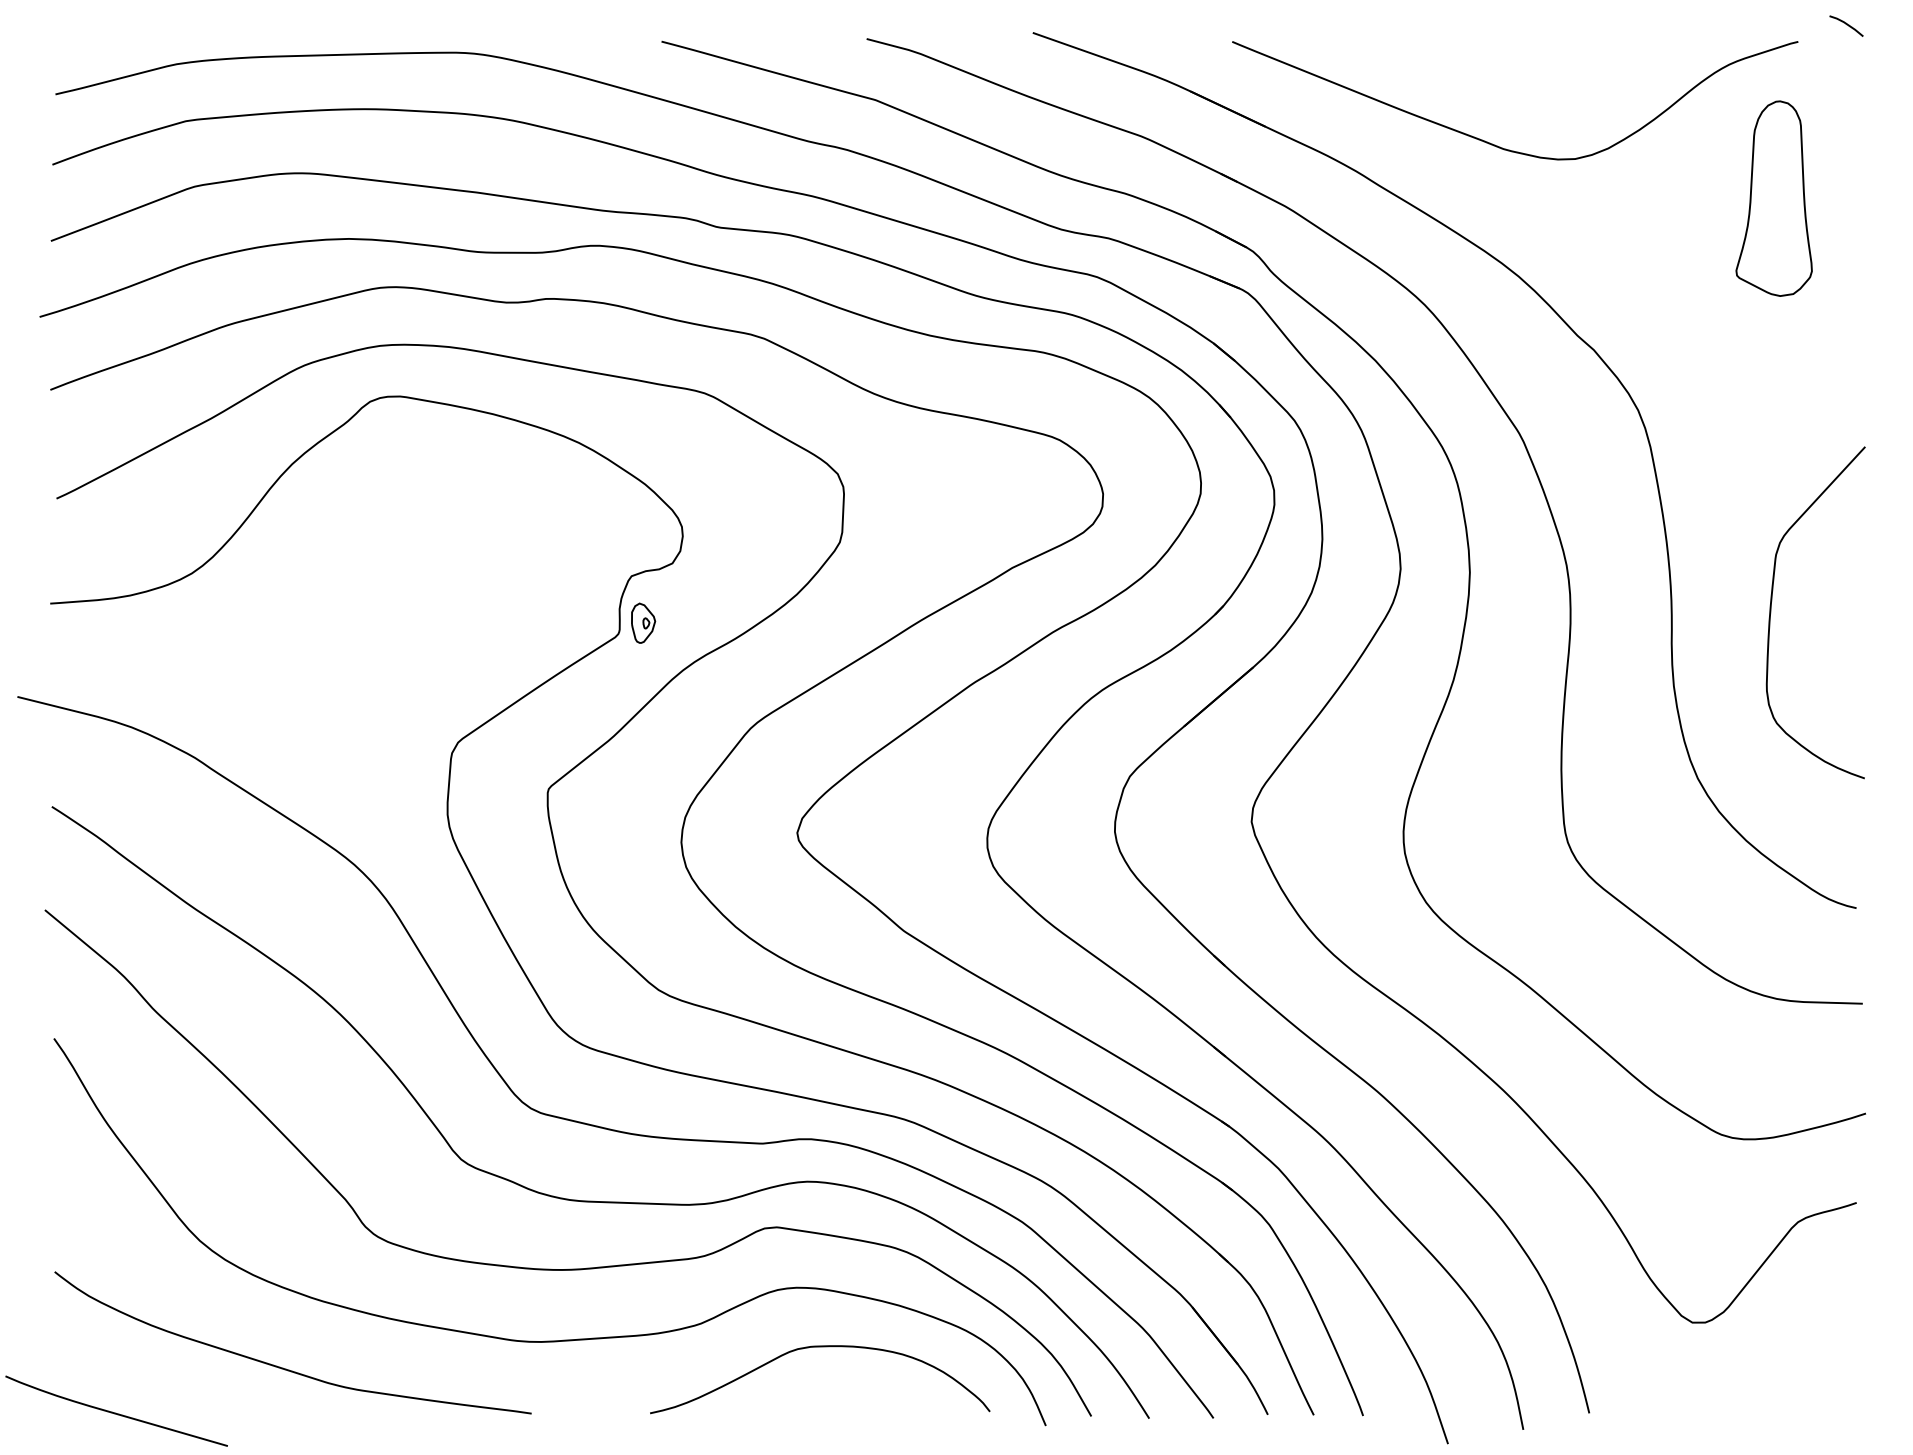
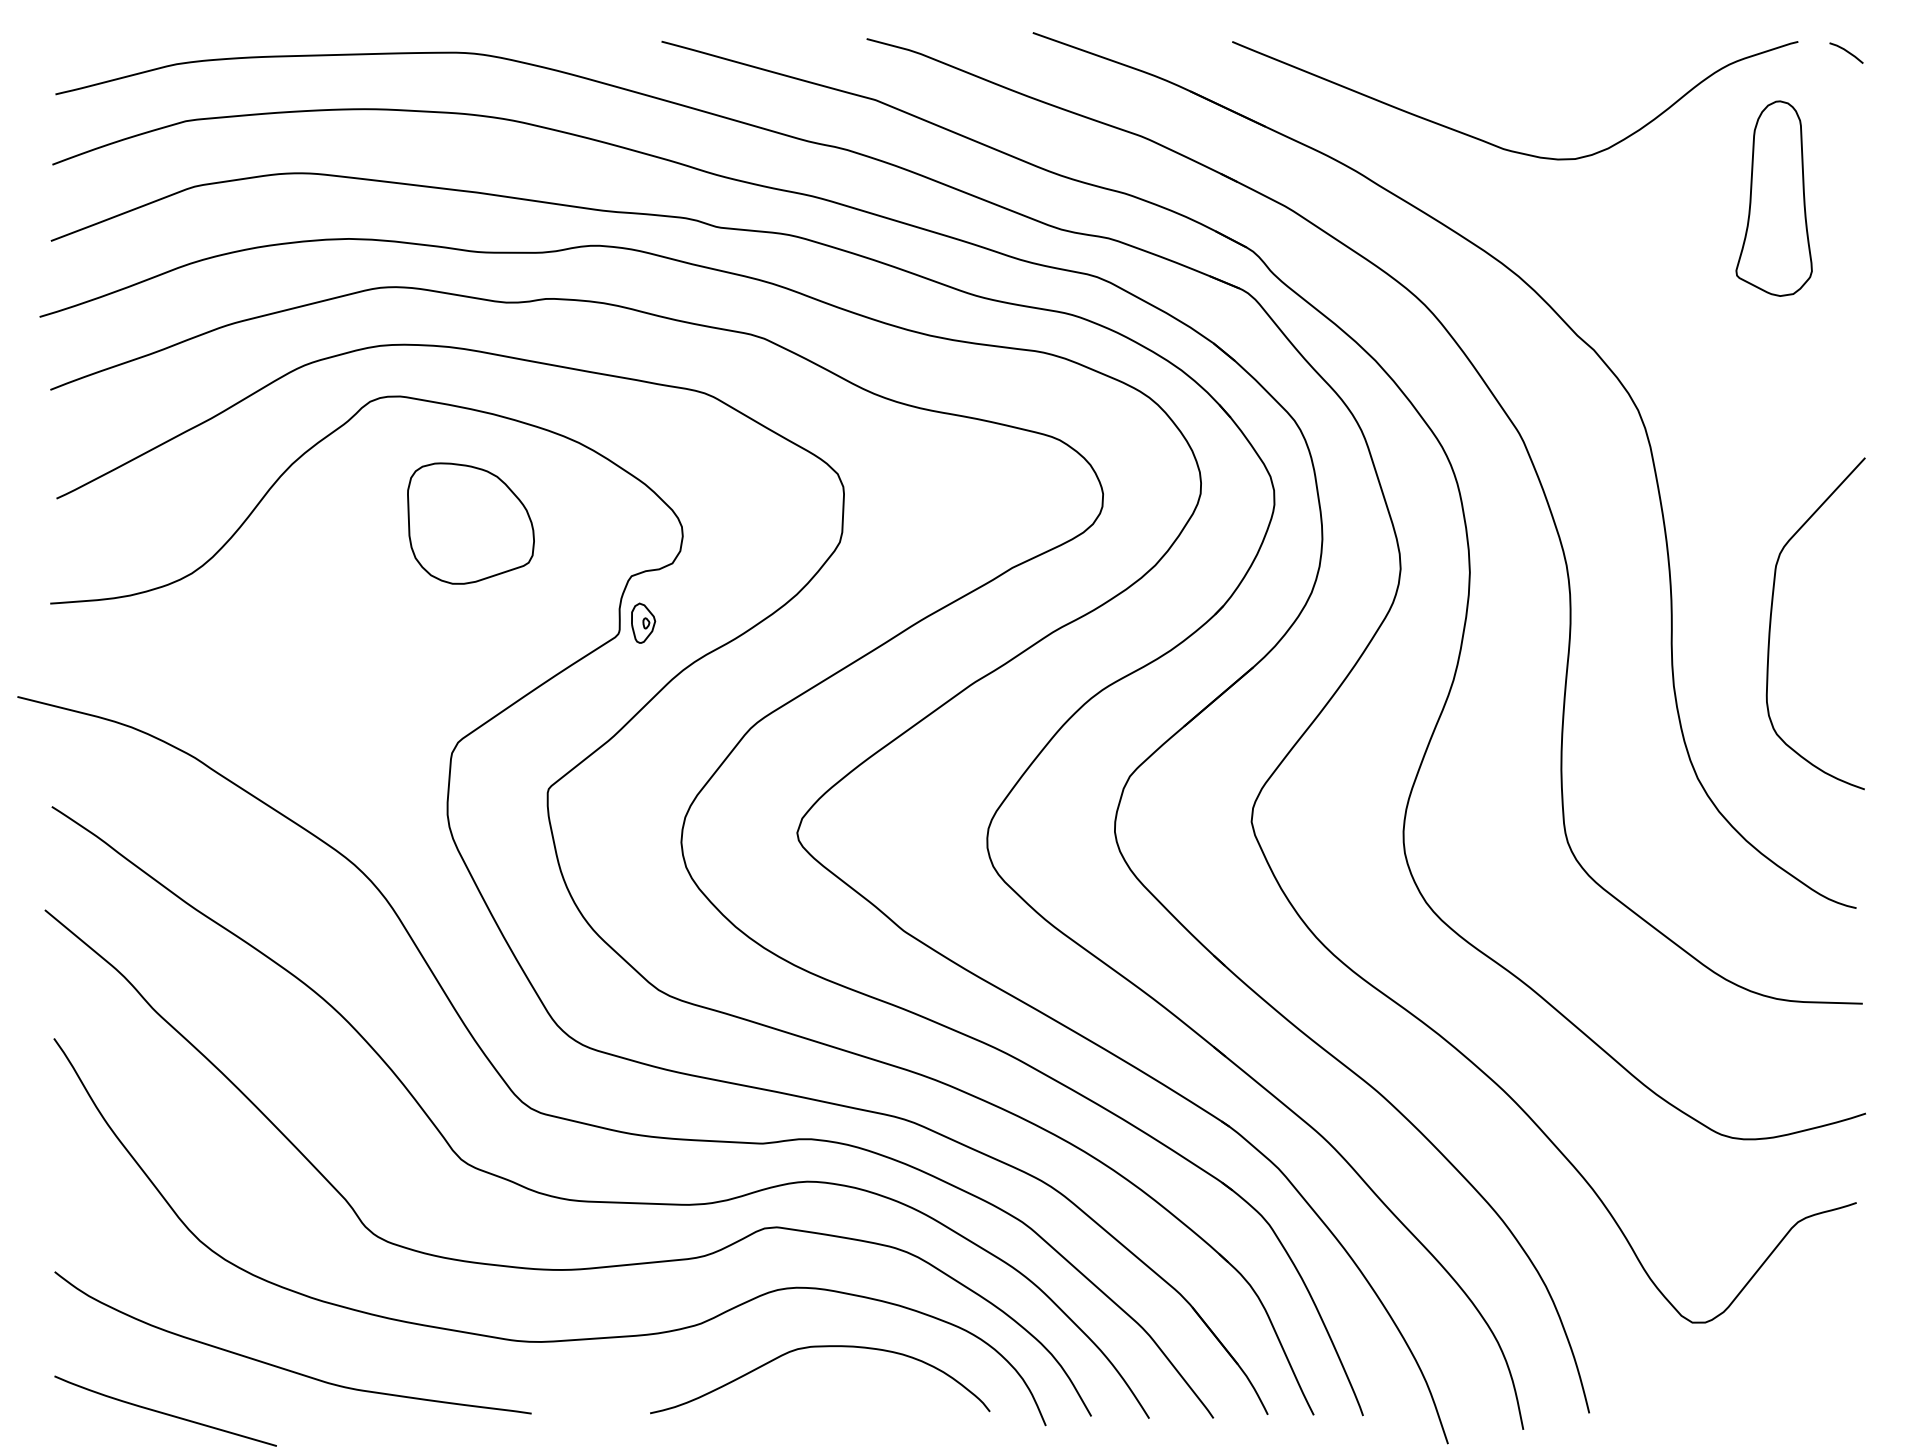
line position: (1846, 25) -> (1846, 52) (1846, 52)
part: none -> present (470, 523)
curve position: (1771, 612) -> (1771, 623) (1771, 623)
curve position: (115, 1412) -> (164, 1412) (164, 1412)
